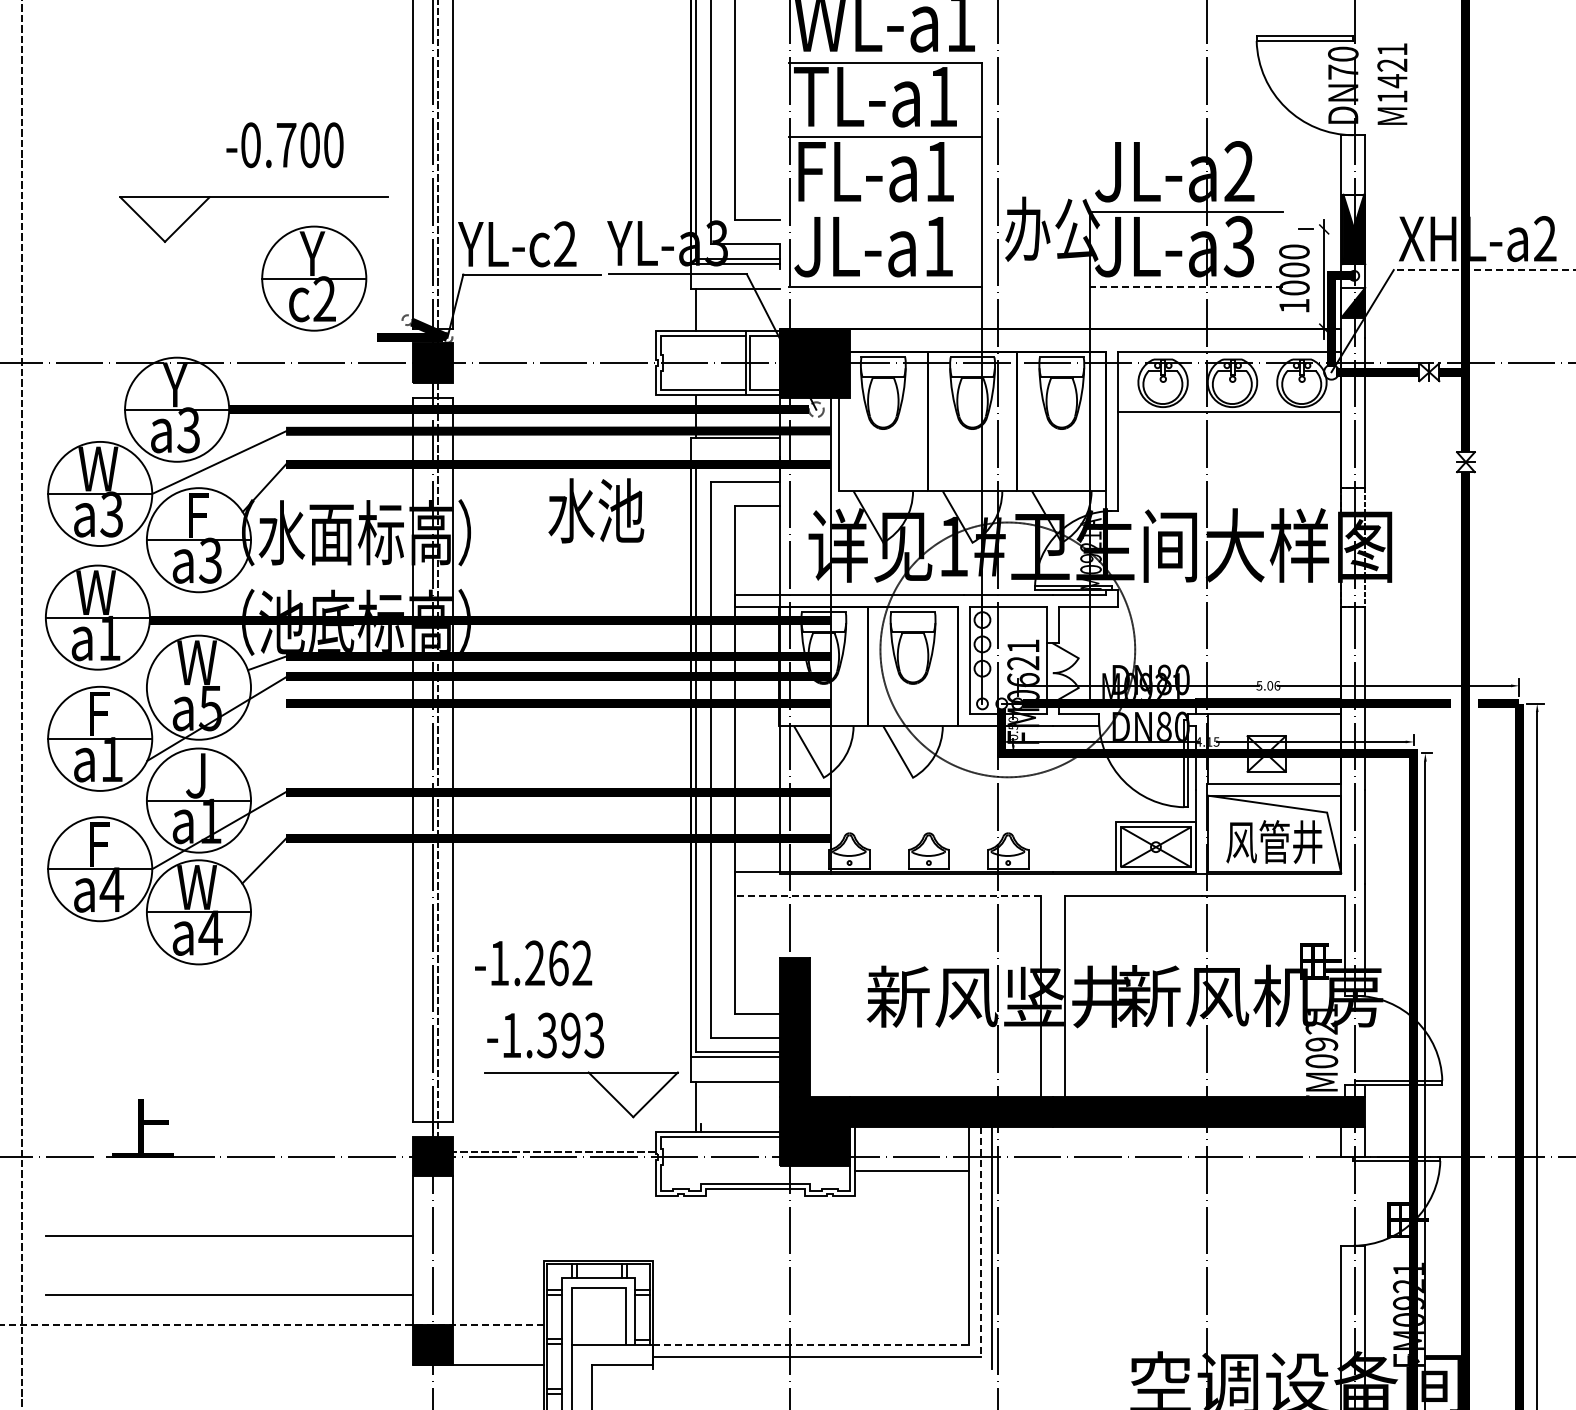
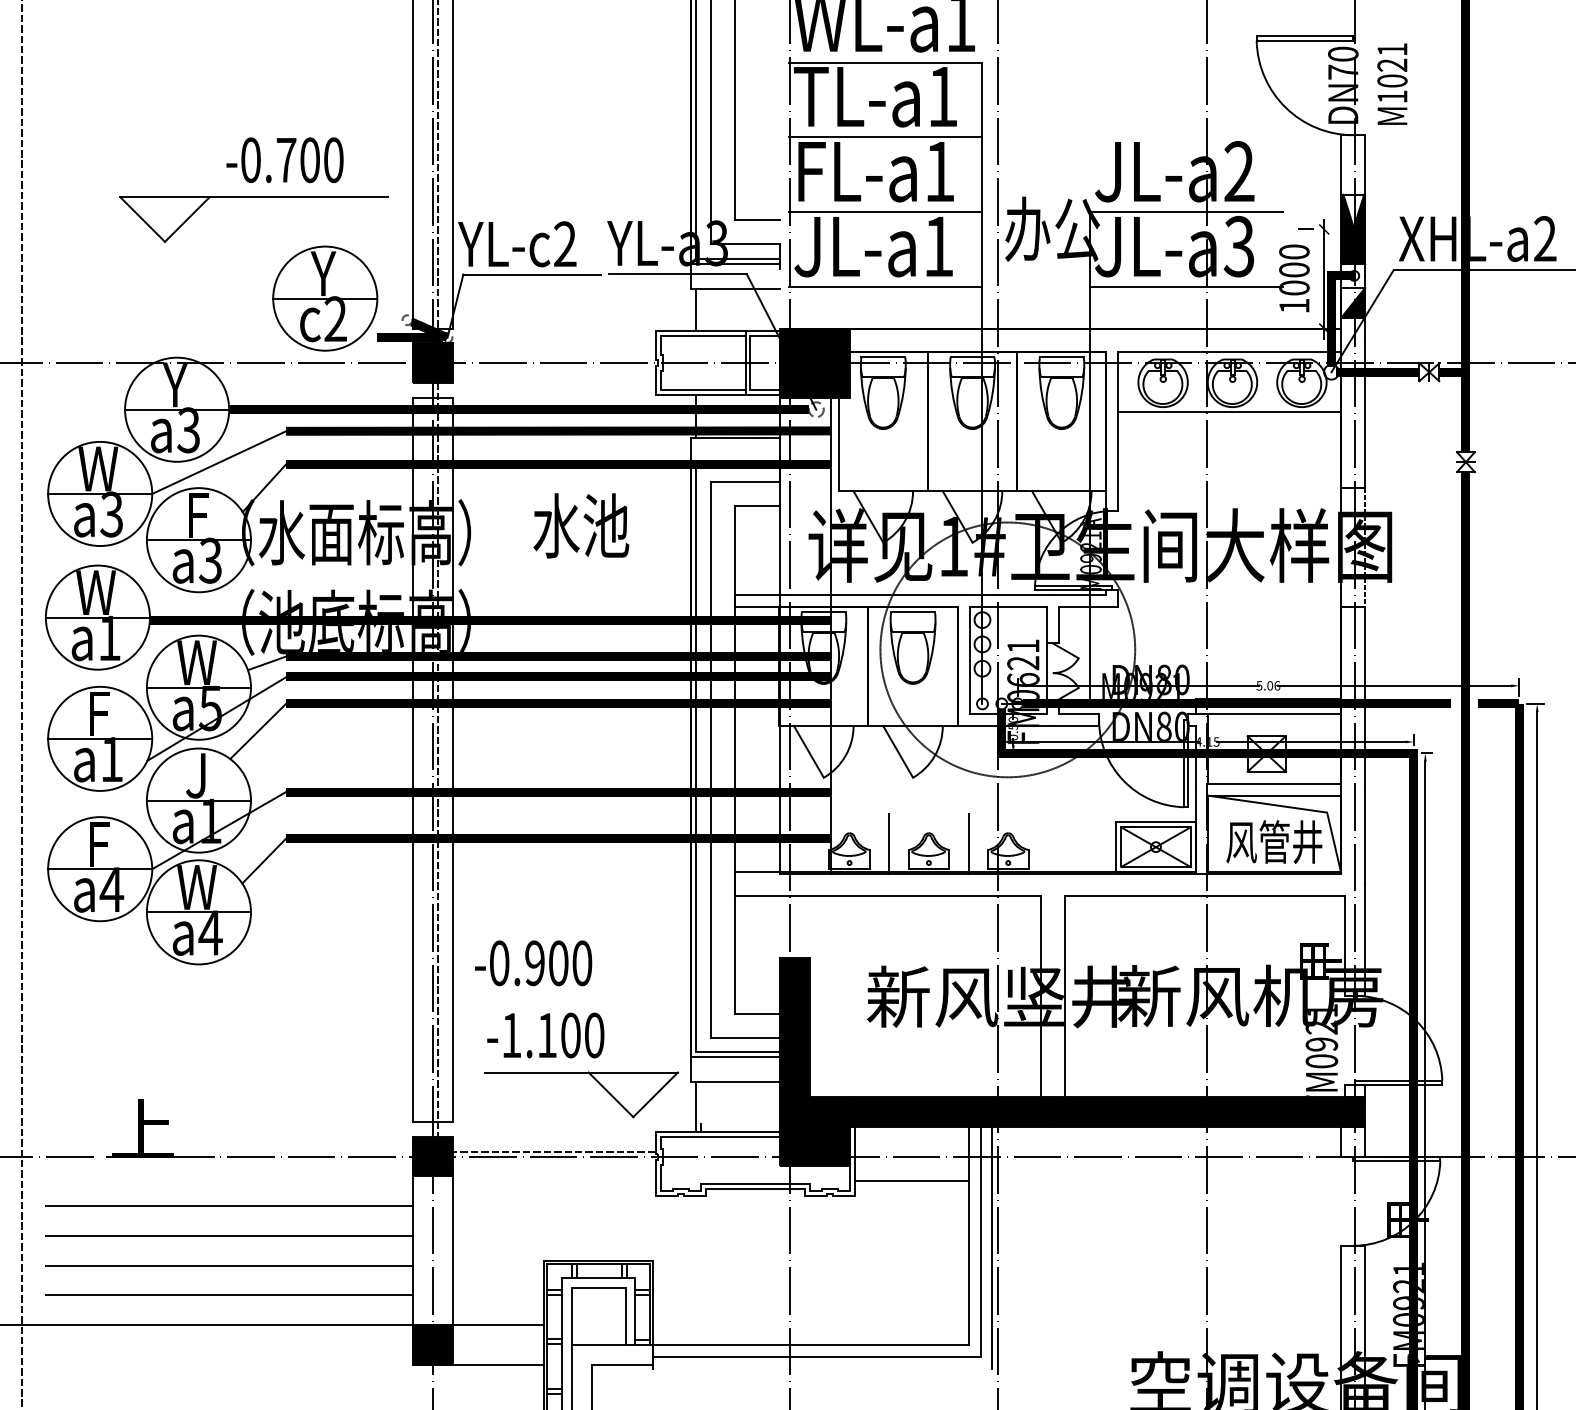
text: M1421 -> M1021 (1392, 81)
text position: (284, 145) -> (284, 160) (284, 160)
line: none -> present (885, 212)
line: dashed -> solid (1484, 270)
part position: (314, 278) -> (325, 298) (325, 298)
line: dashed -> solid (1186, 287)
text position: (596, 510) -> (581, 525) (581, 525)
line: none -> present (198, 687)
line: none -> present (258, 731)
line: none -> present (889, 843)
line: none -> present (968, 843)
line: dashed -> solid (887, 895)
text: -1.262 -> -0.900 (541, 963)
text: -1.393 -> -1.100 (570, 1035)
line position: (911, 1171) -> (911, 1181) (911, 1181)
line: none -> present (229, 1206)
line: dashed -> solid (980, 1242)
line: none -> present (229, 1265)
line: dashed -> solid (272, 1325)
line: dashed -> solid (810, 1344)
